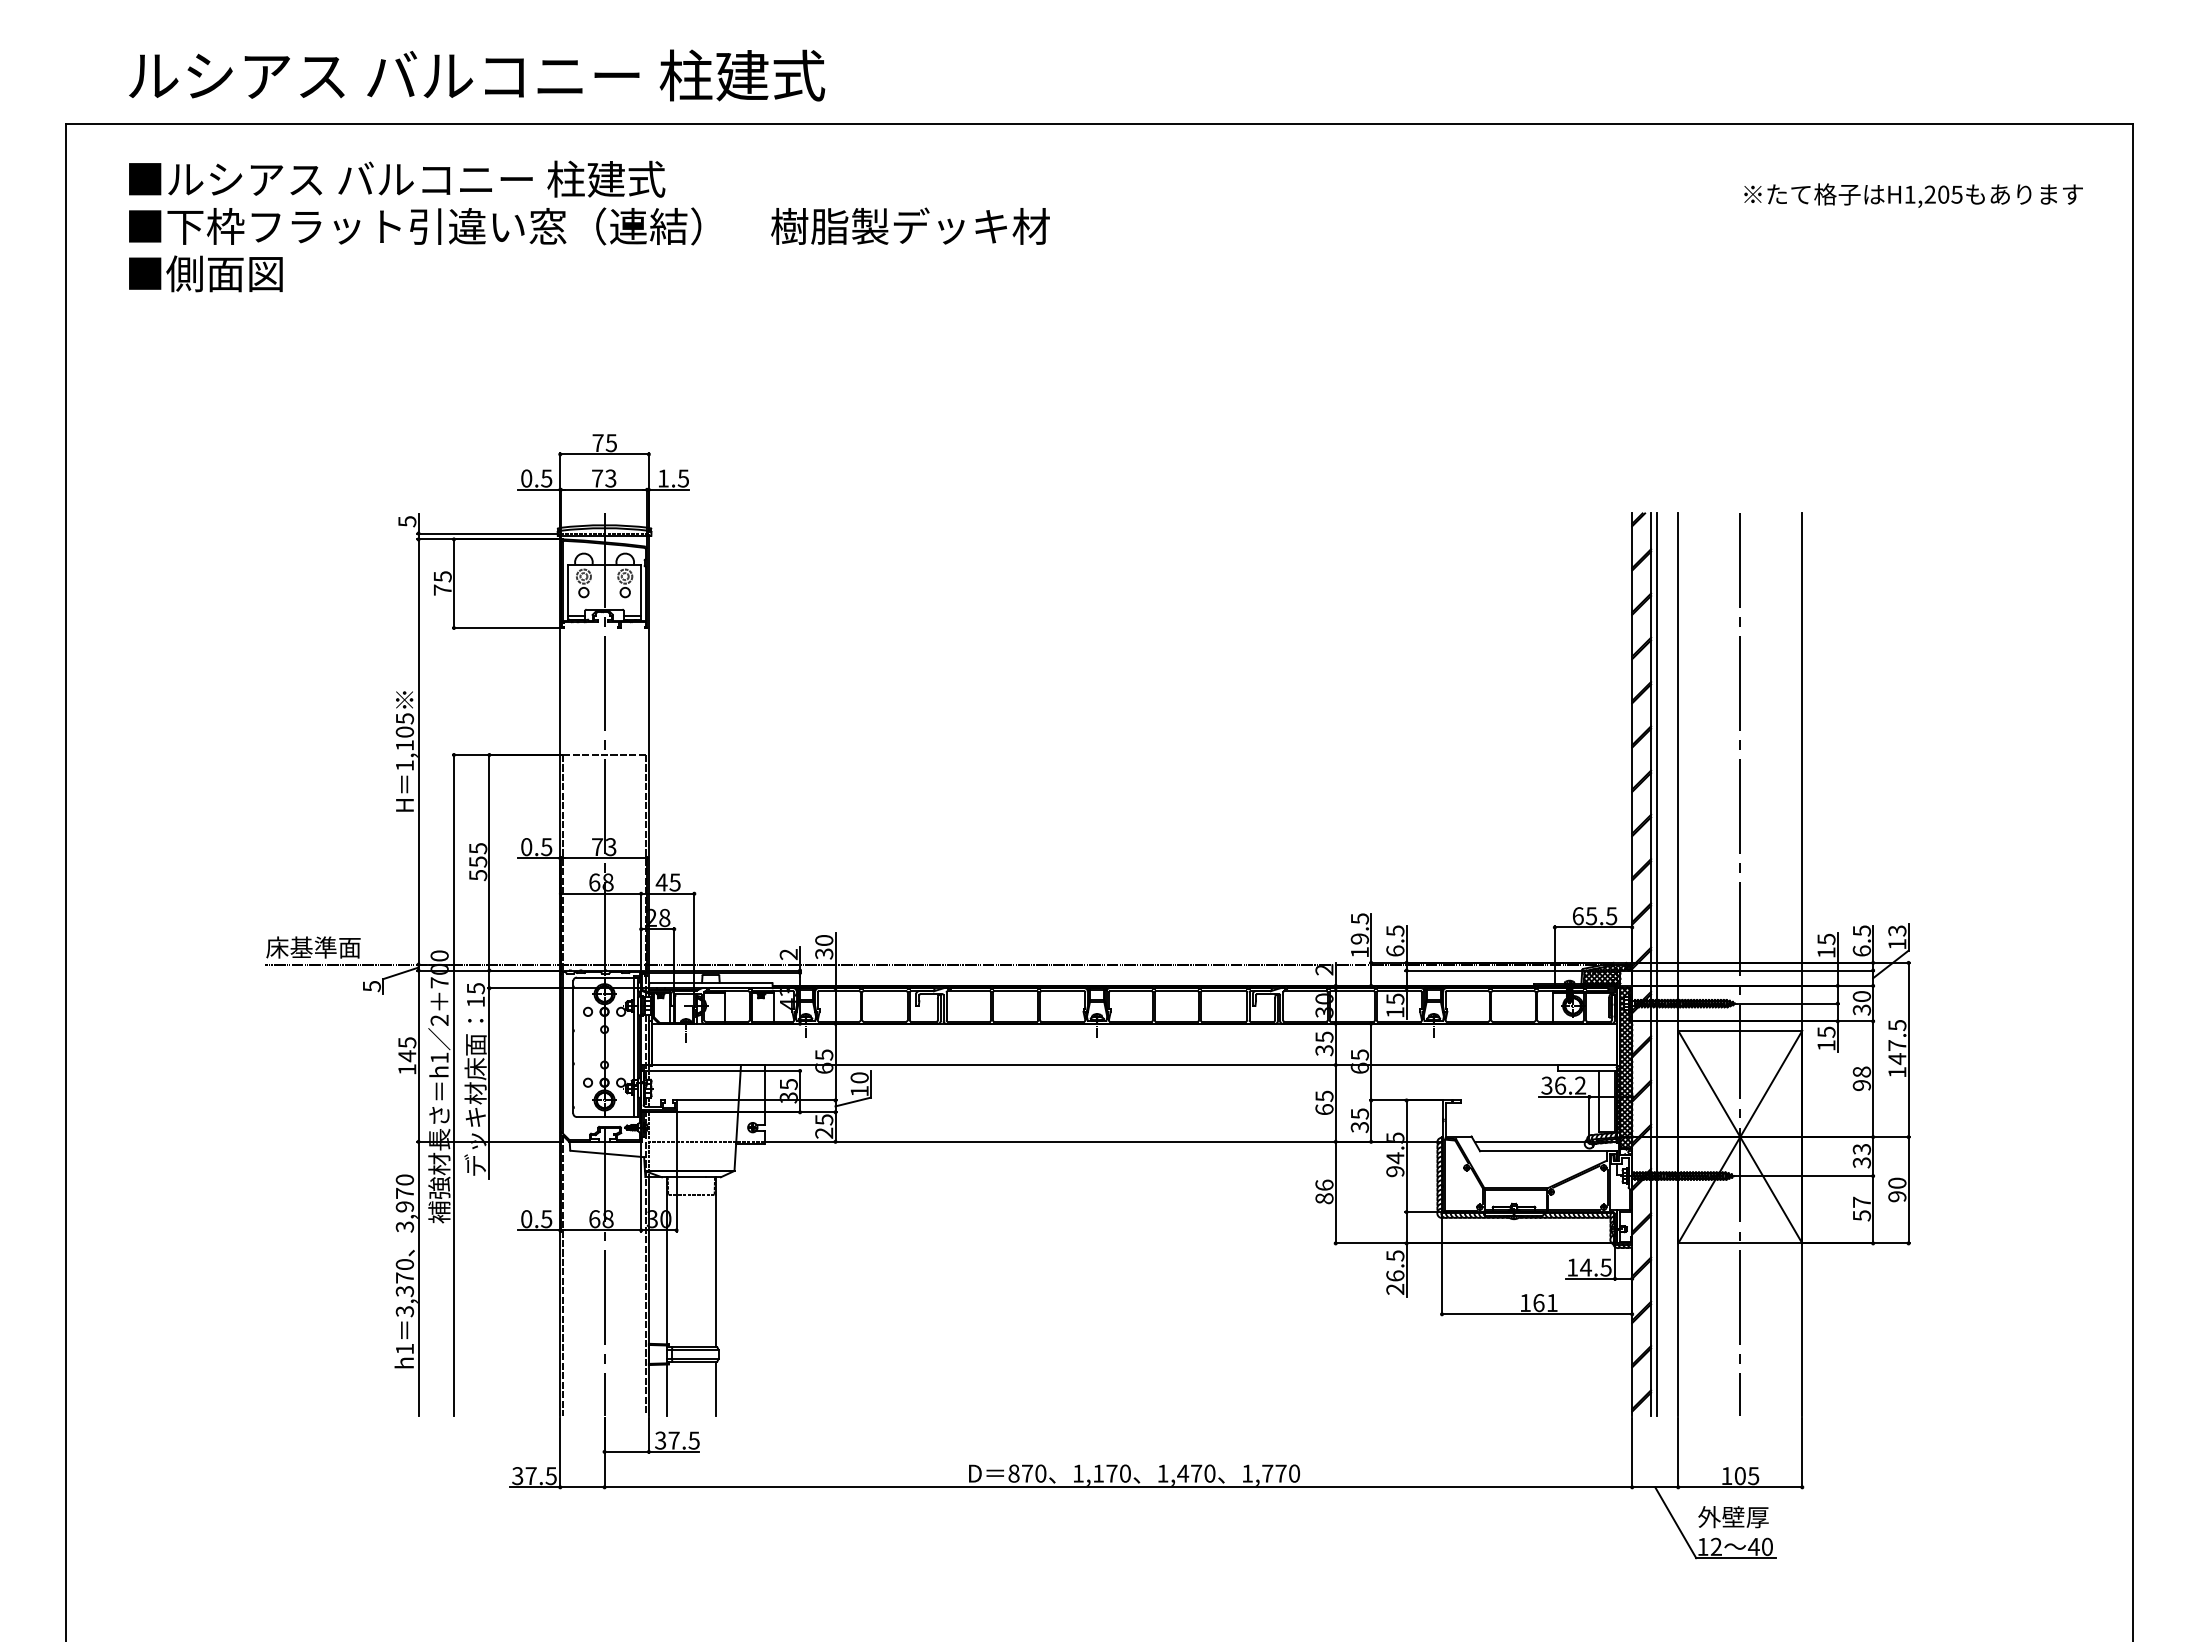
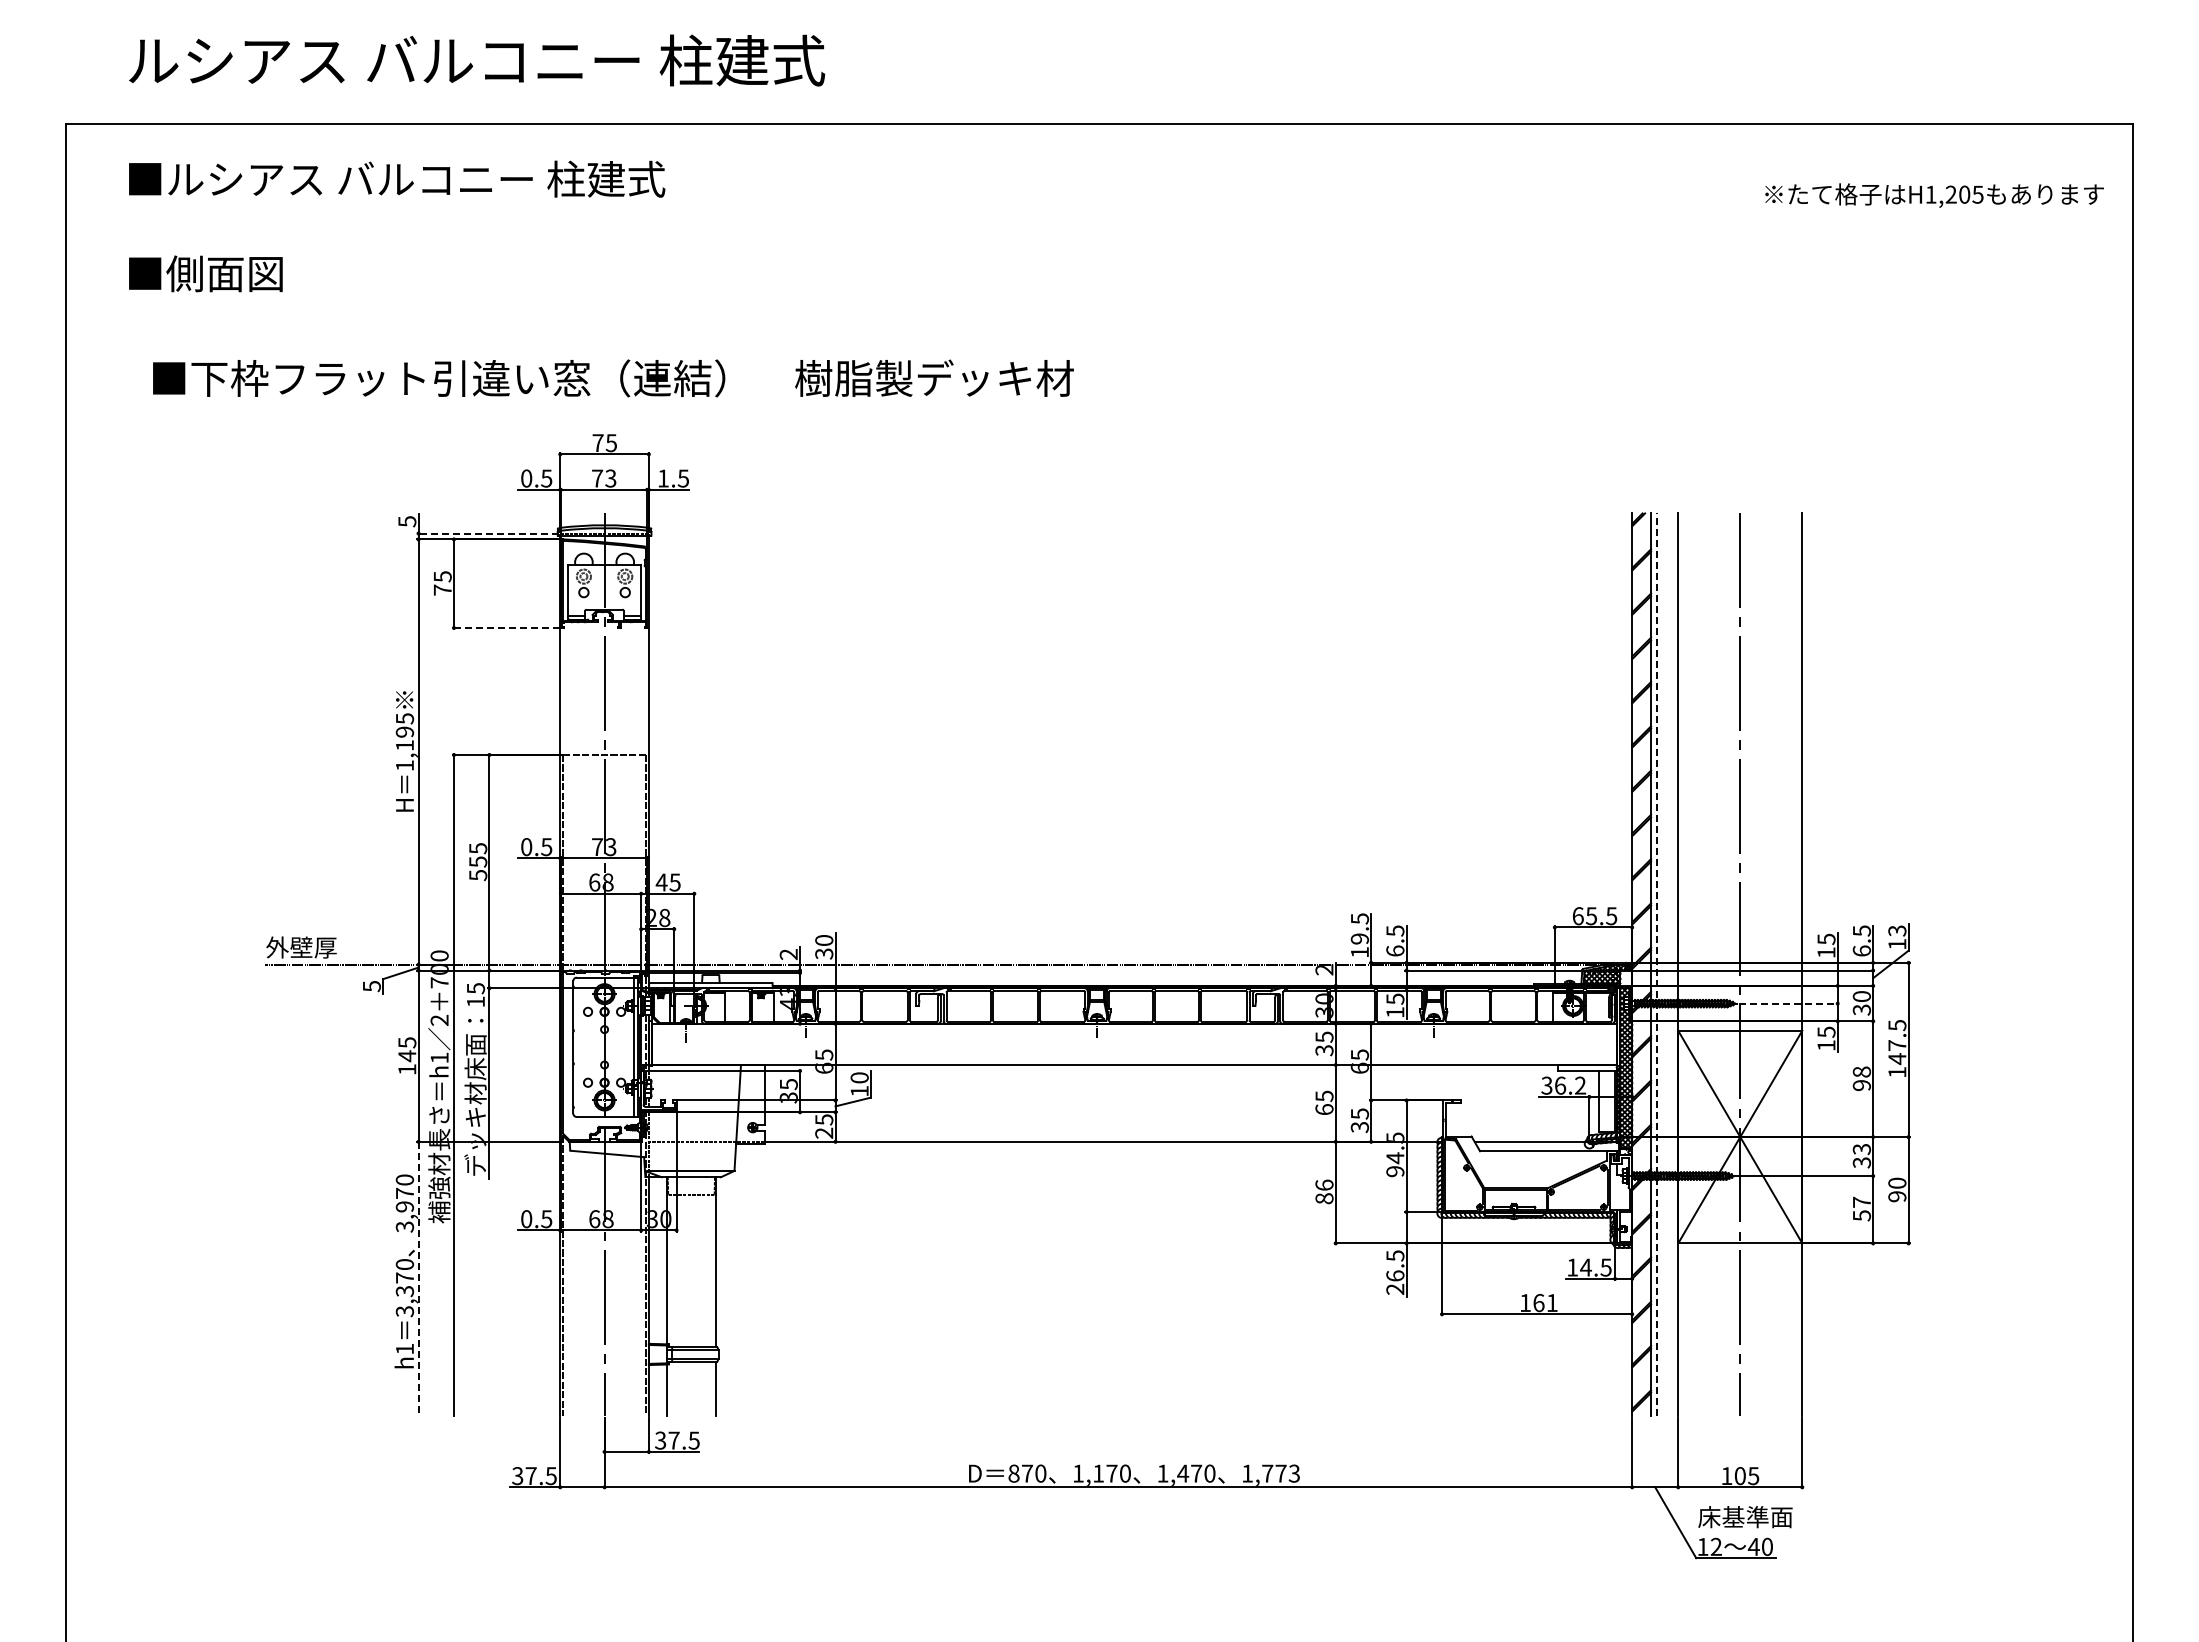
text position: (477, 75) -> (477, 60) (477, 60)
text position: (1913, 195) -> (1934, 195) (1934, 195)
text position: (589, 226) -> (613, 378) (613, 378)
line: solid -> dashed (488, 533)
line: solid -> dashed (506, 628)
text: 1,105 -> 1,195 (405, 731)
text: 床基準面 -> 外壁厚 (313, 947)
line: solid -> dashed (1657, 964)
line: solid -> dashed (1789, 1003)
line: solid -> dashed (418, 1279)
text: 1,770 -> 1,773 (1294, 1473)
text: 外壁厚 -> 床基準面 (1745, 1517)
